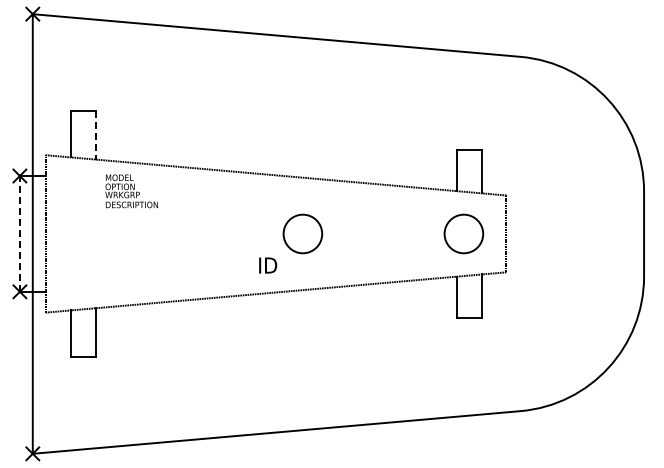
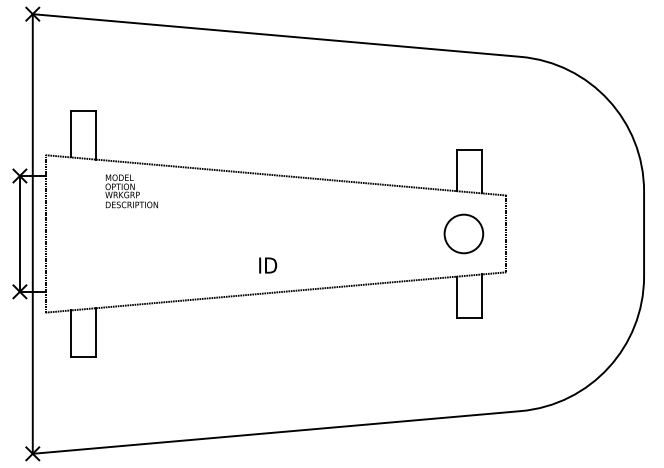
line: dashed -> solid (95, 135)
line: dashed -> solid (19, 233)
circle: present -> none (302, 233)
